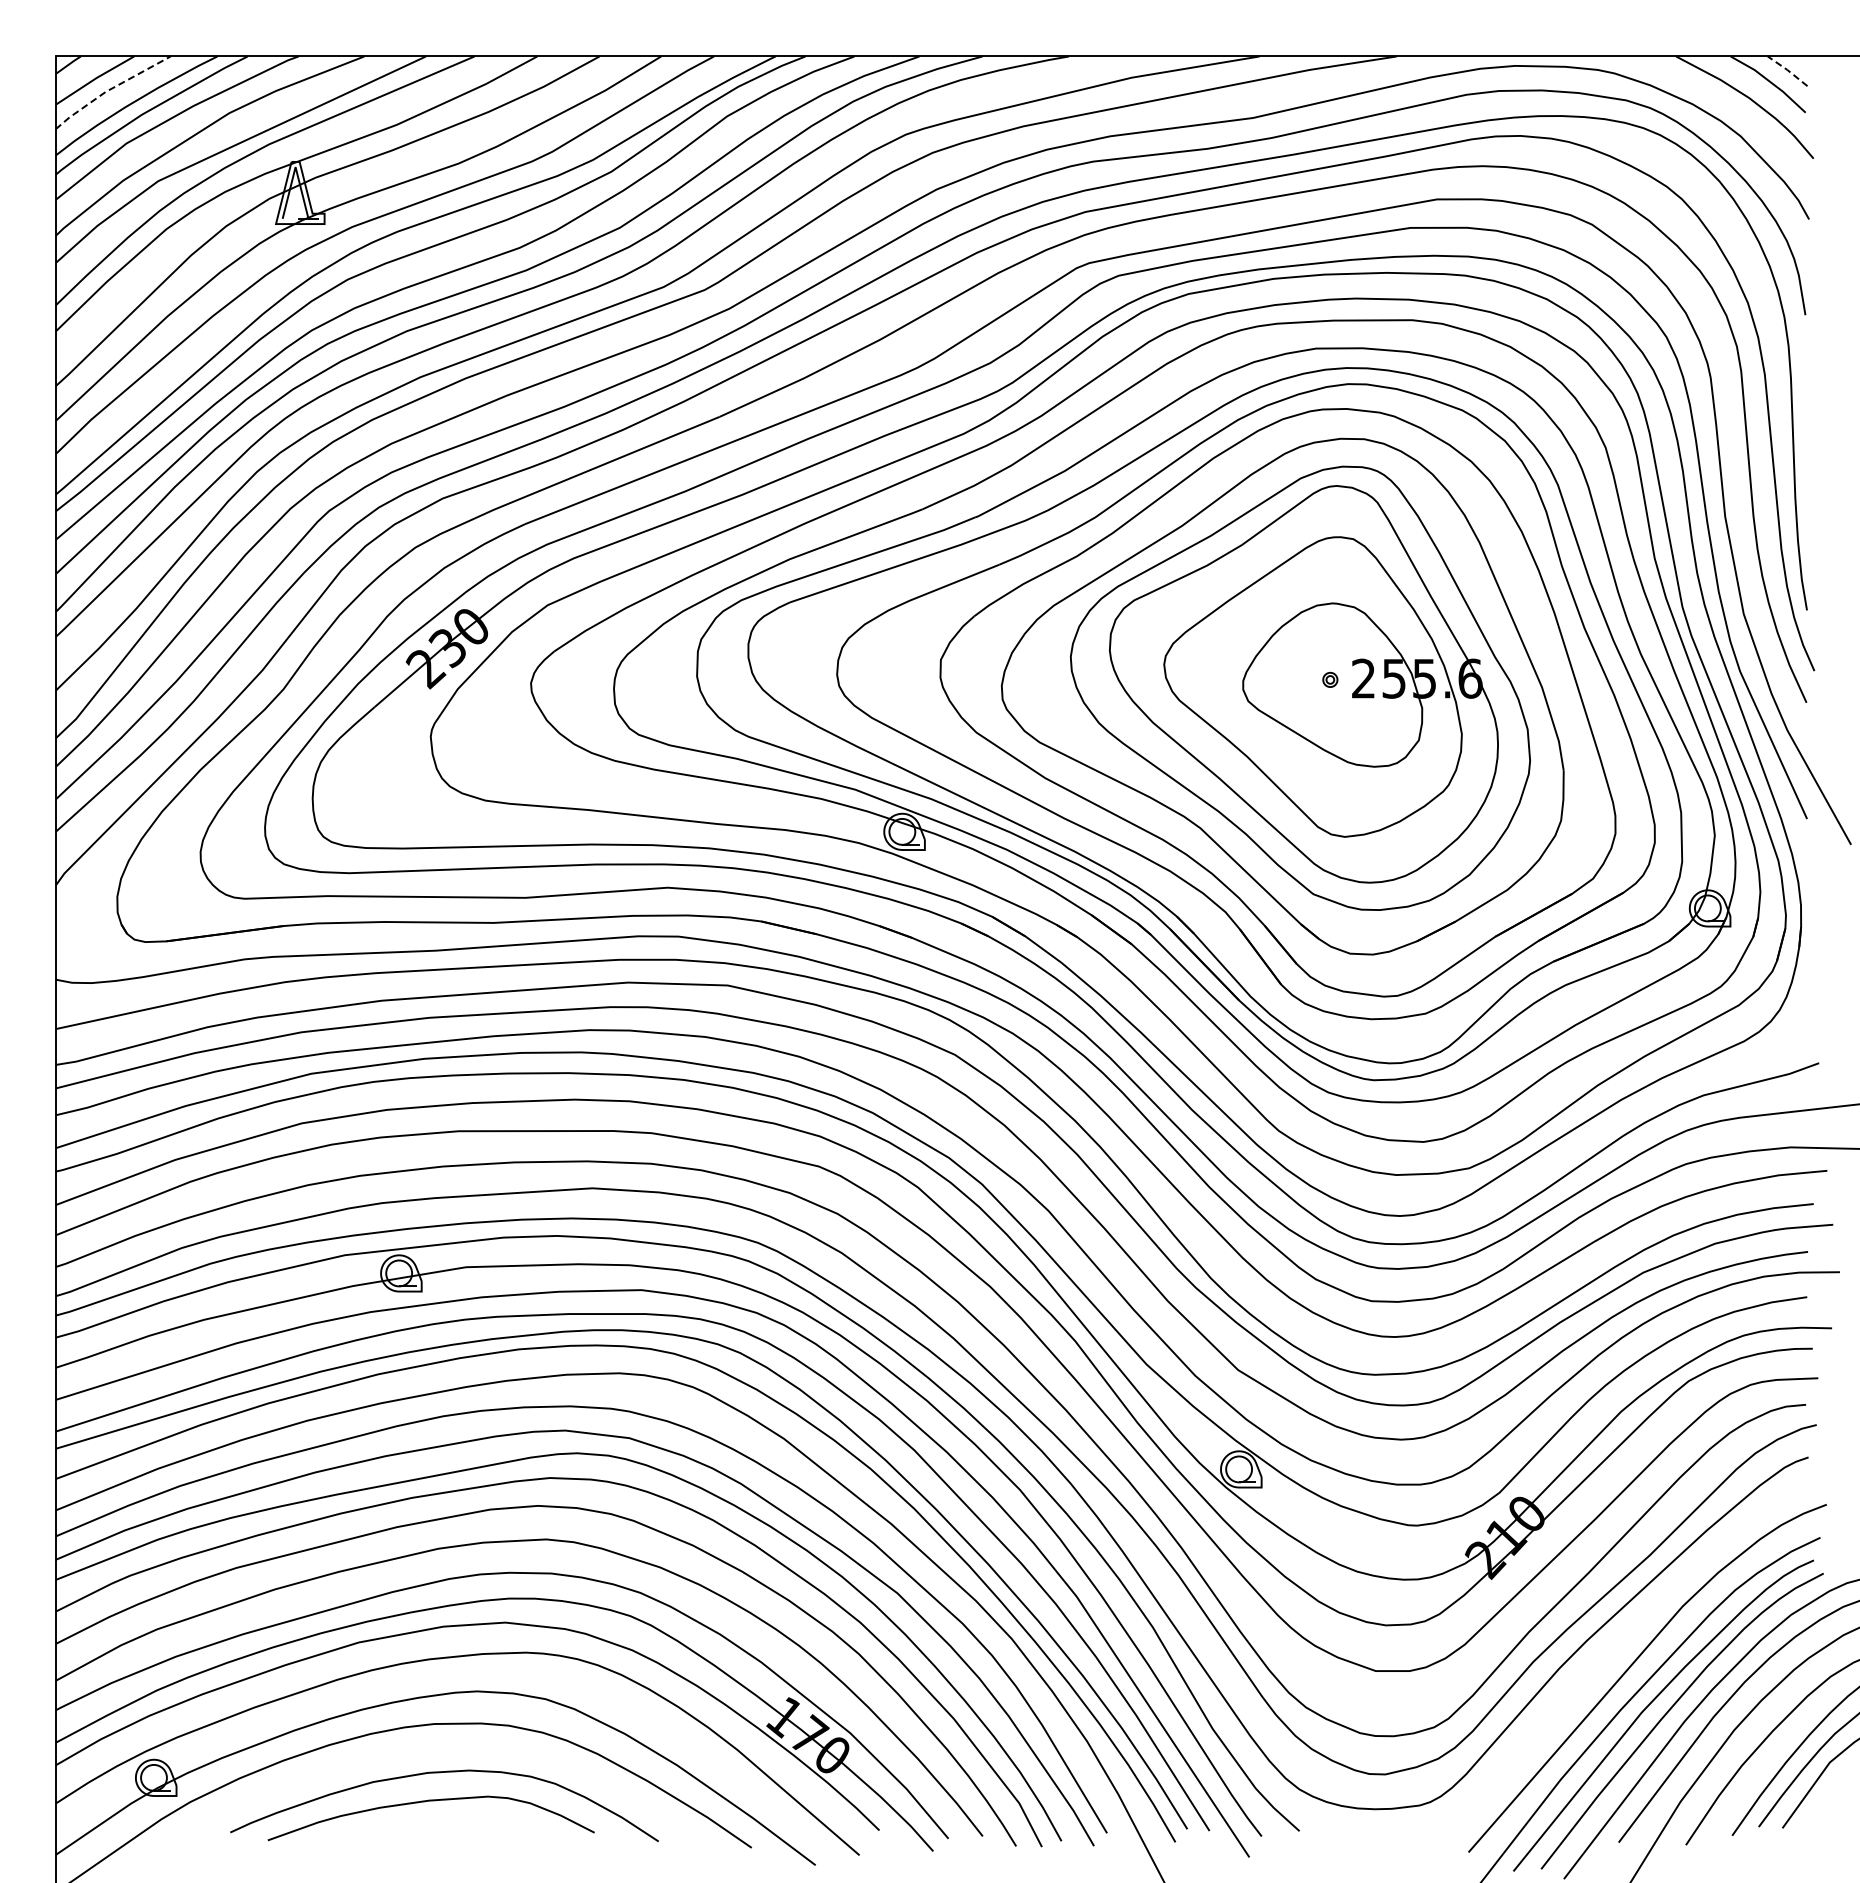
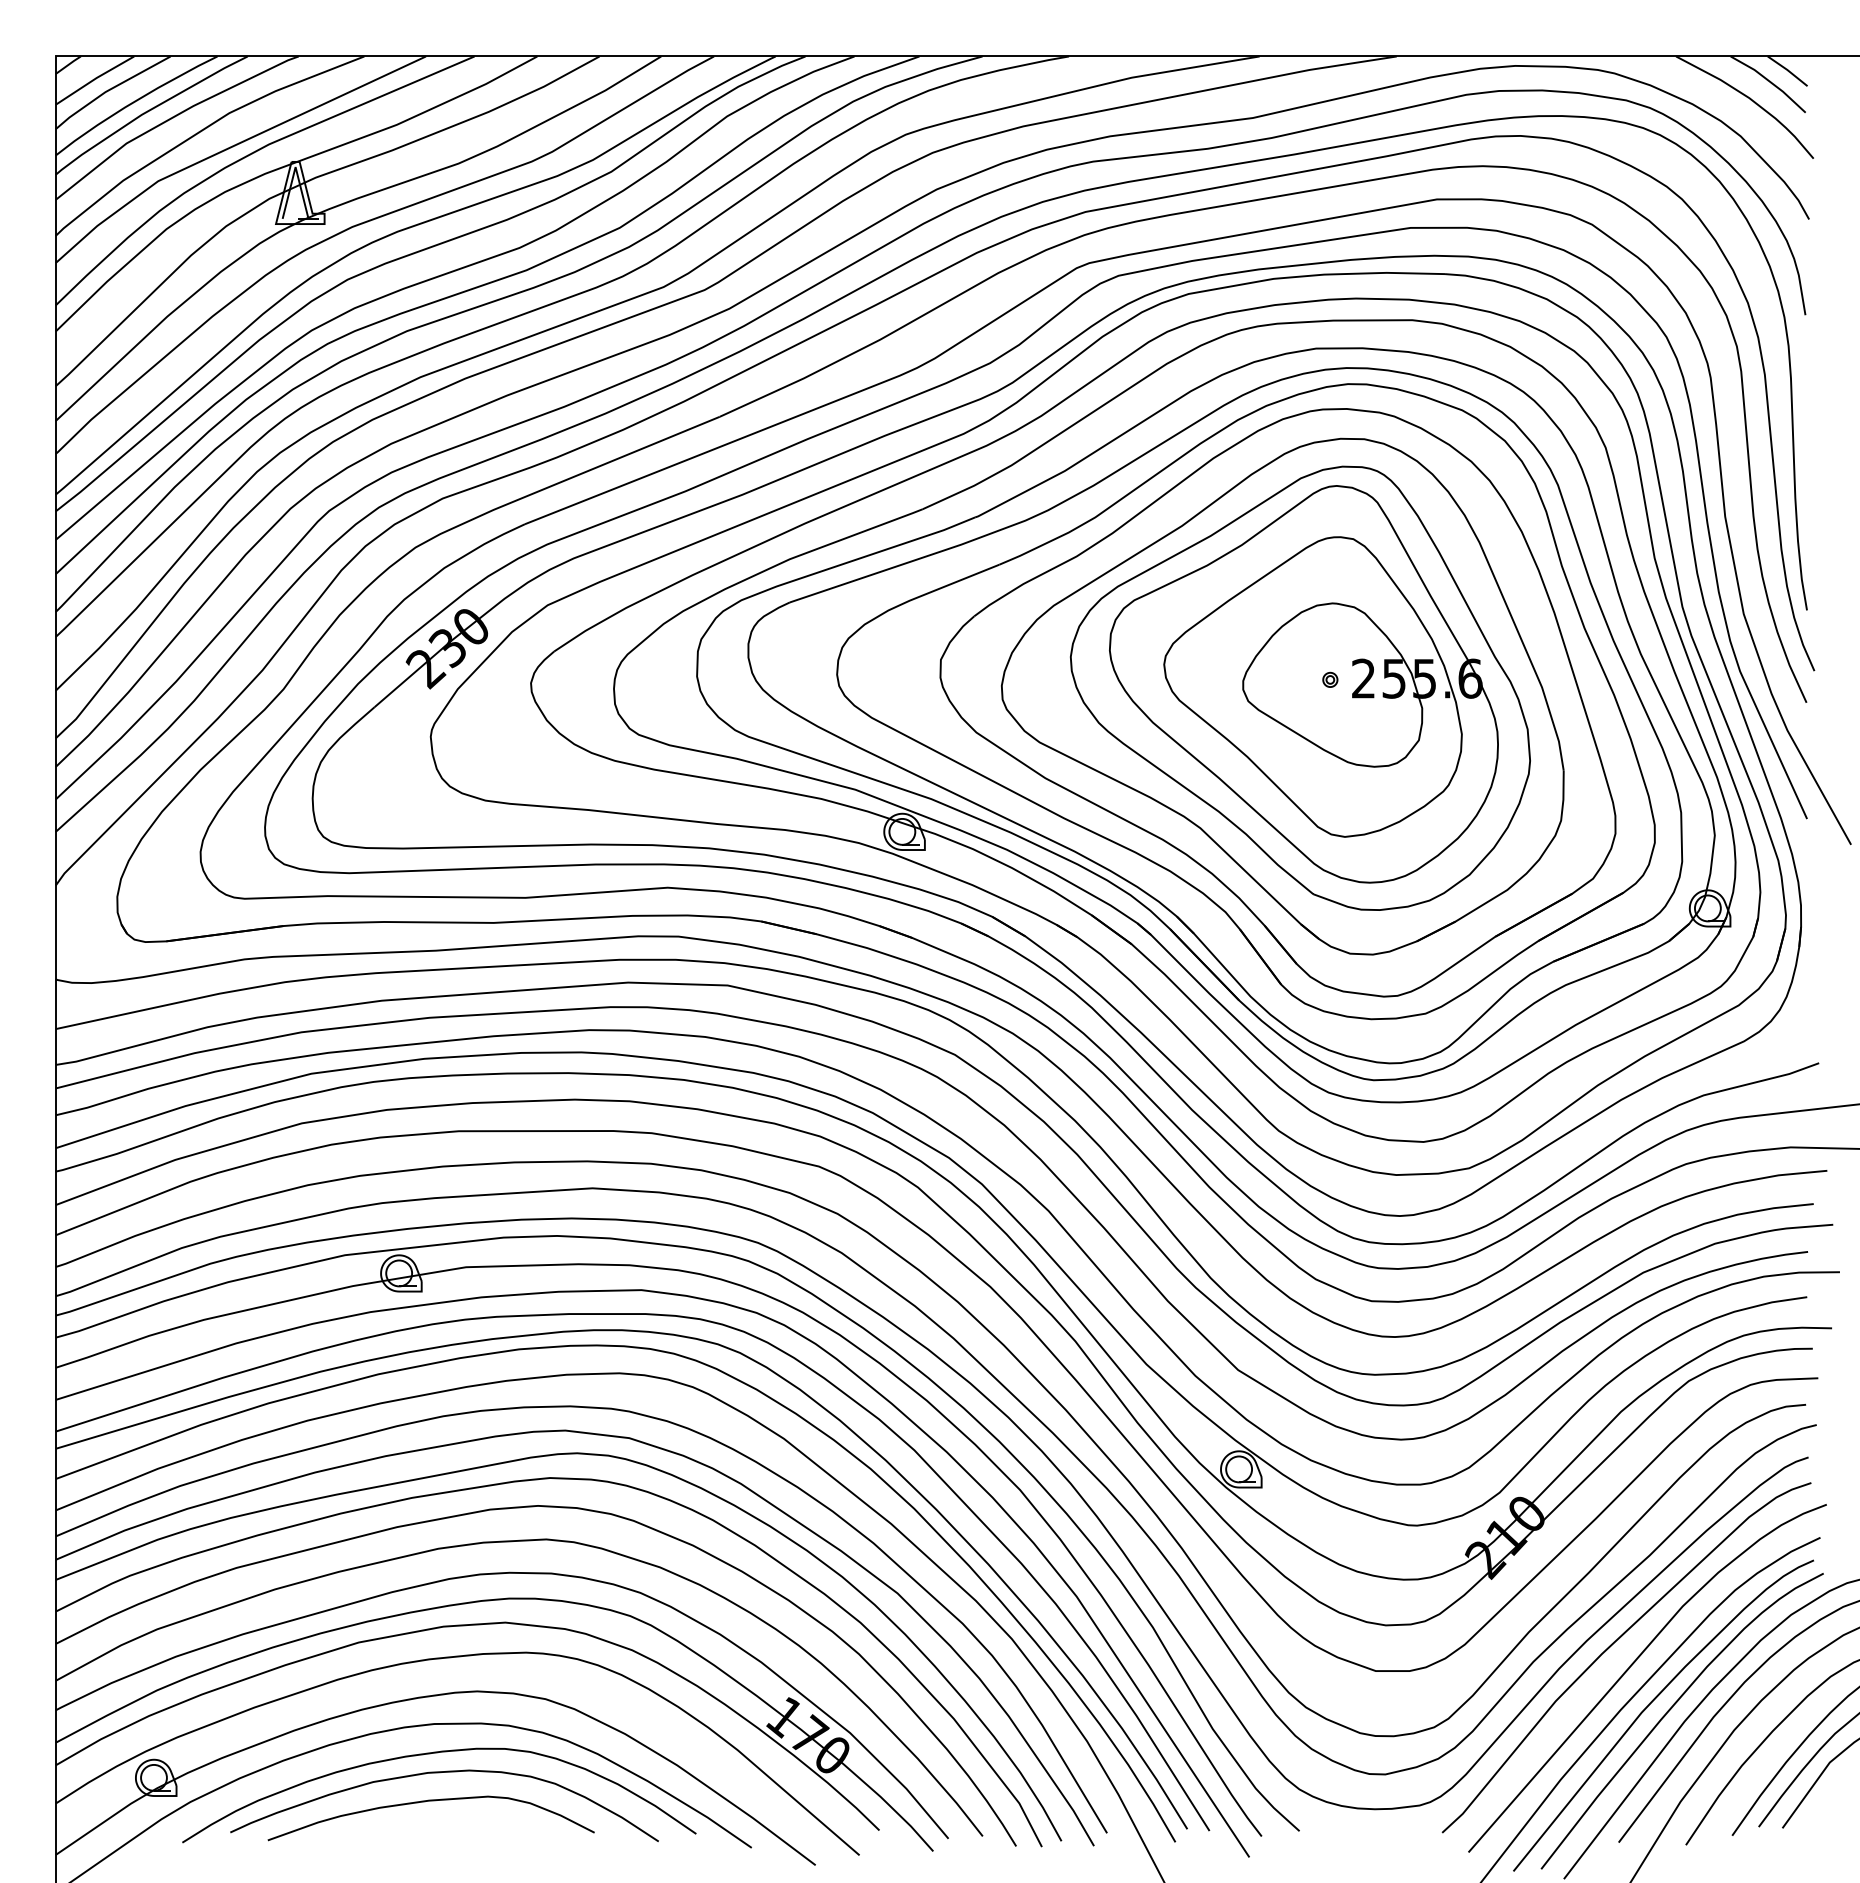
line: dashed -> solid (1787, 69)
line: dashed -> solid (109, 89)
curve: none -> present (1613, 1644)
curve: none -> present (430, 1754)
